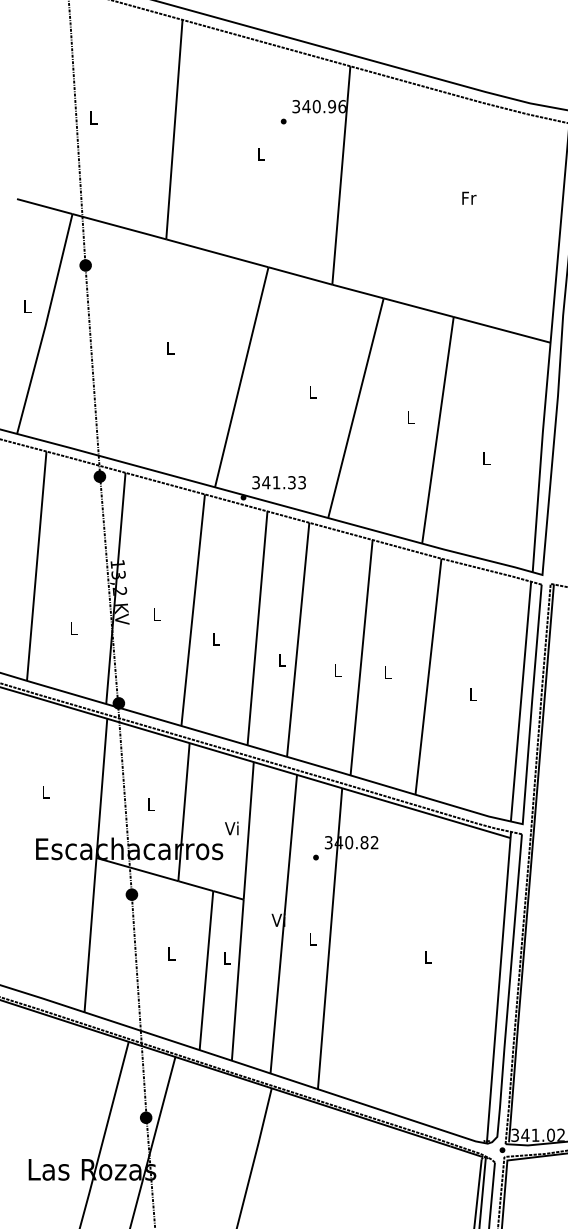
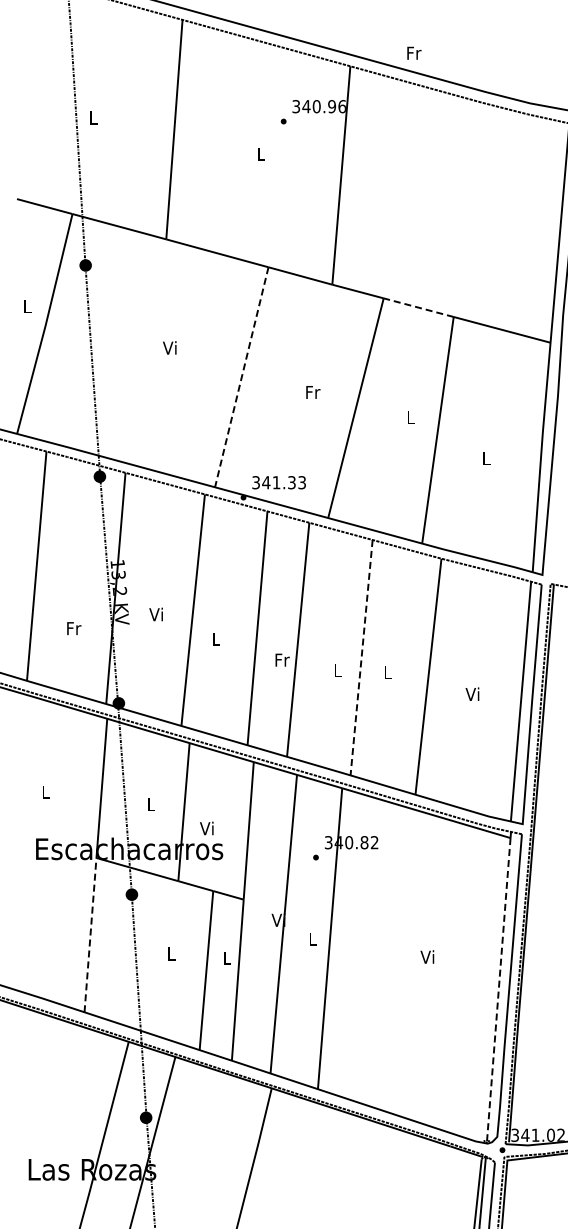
text position: (469, 197) -> (414, 52) (414, 52)
line: solid -> dashed (418, 307)
text: L -> Vi (169, 347)
line: solid -> dashed (241, 377)
text: L -> Fr (313, 392)
text: L -> Vi (155, 614)
text: L -> Fr (74, 628)
line: solid -> dashed (361, 658)
text: L -> Fr (282, 659)
text: L -> Vi (472, 693)
text position: (231, 828) -> (206, 828) (206, 828)
line: solid -> dashed (90, 934)
text: L -> Vi (427, 956)
line: solid -> dashed (498, 990)
